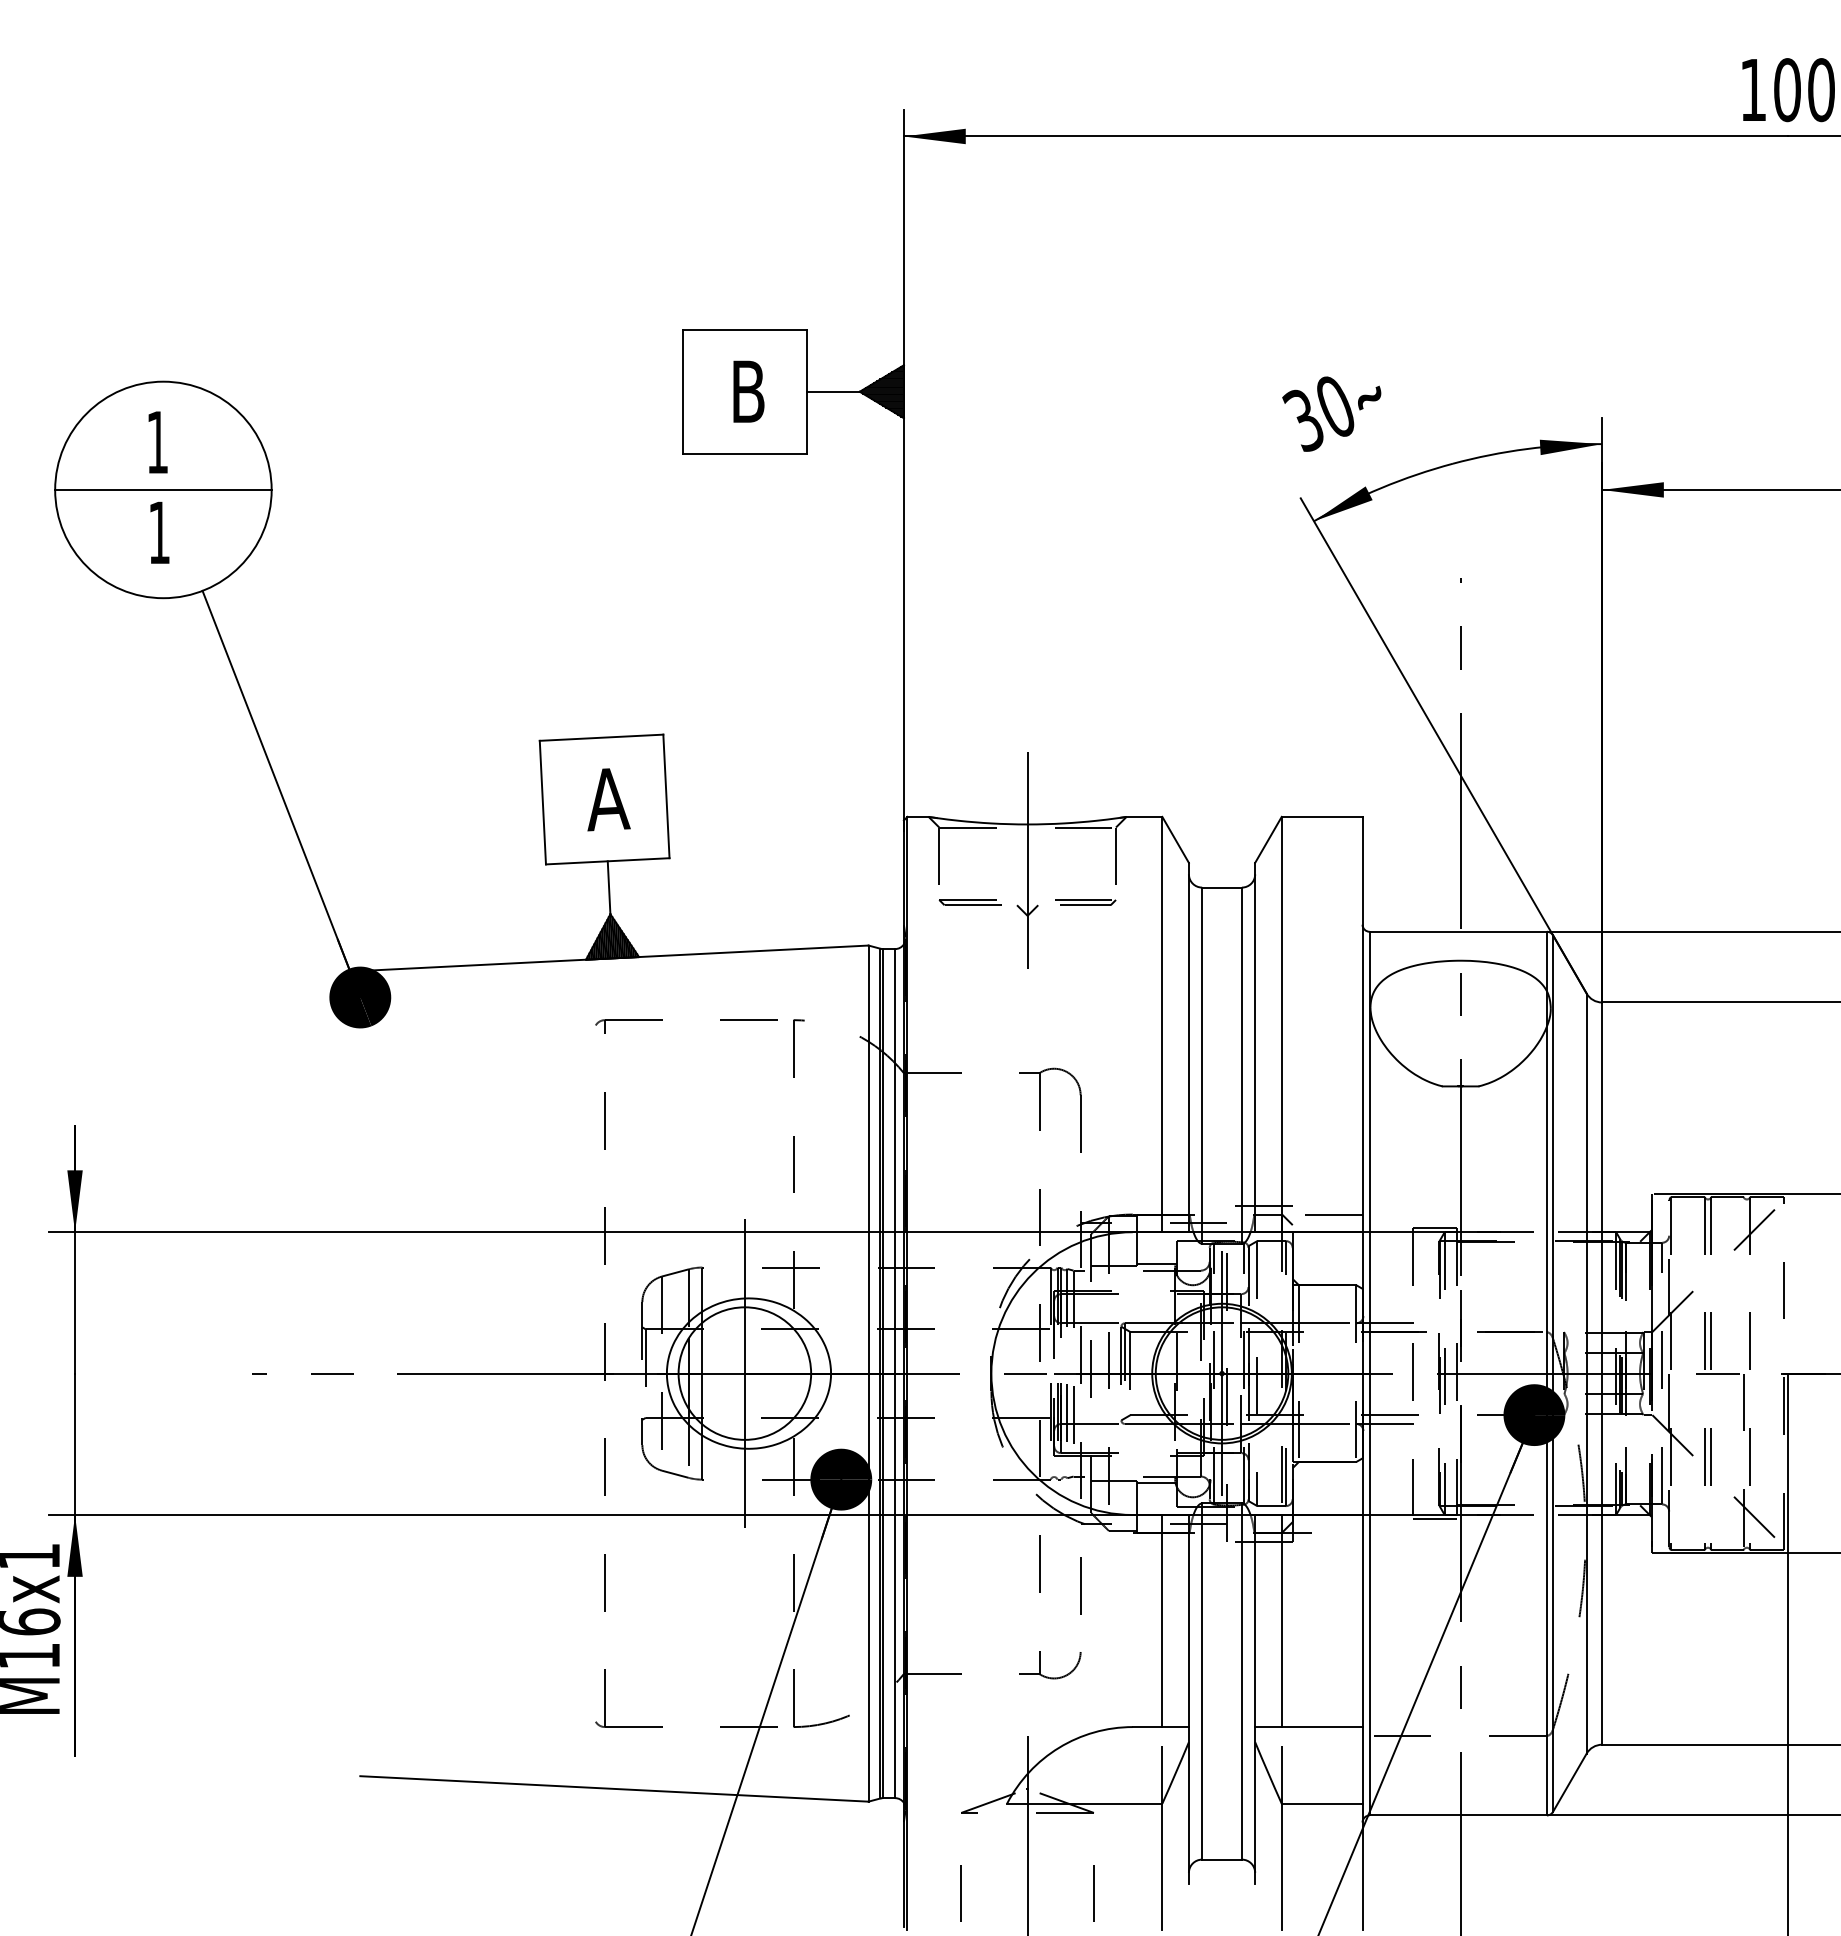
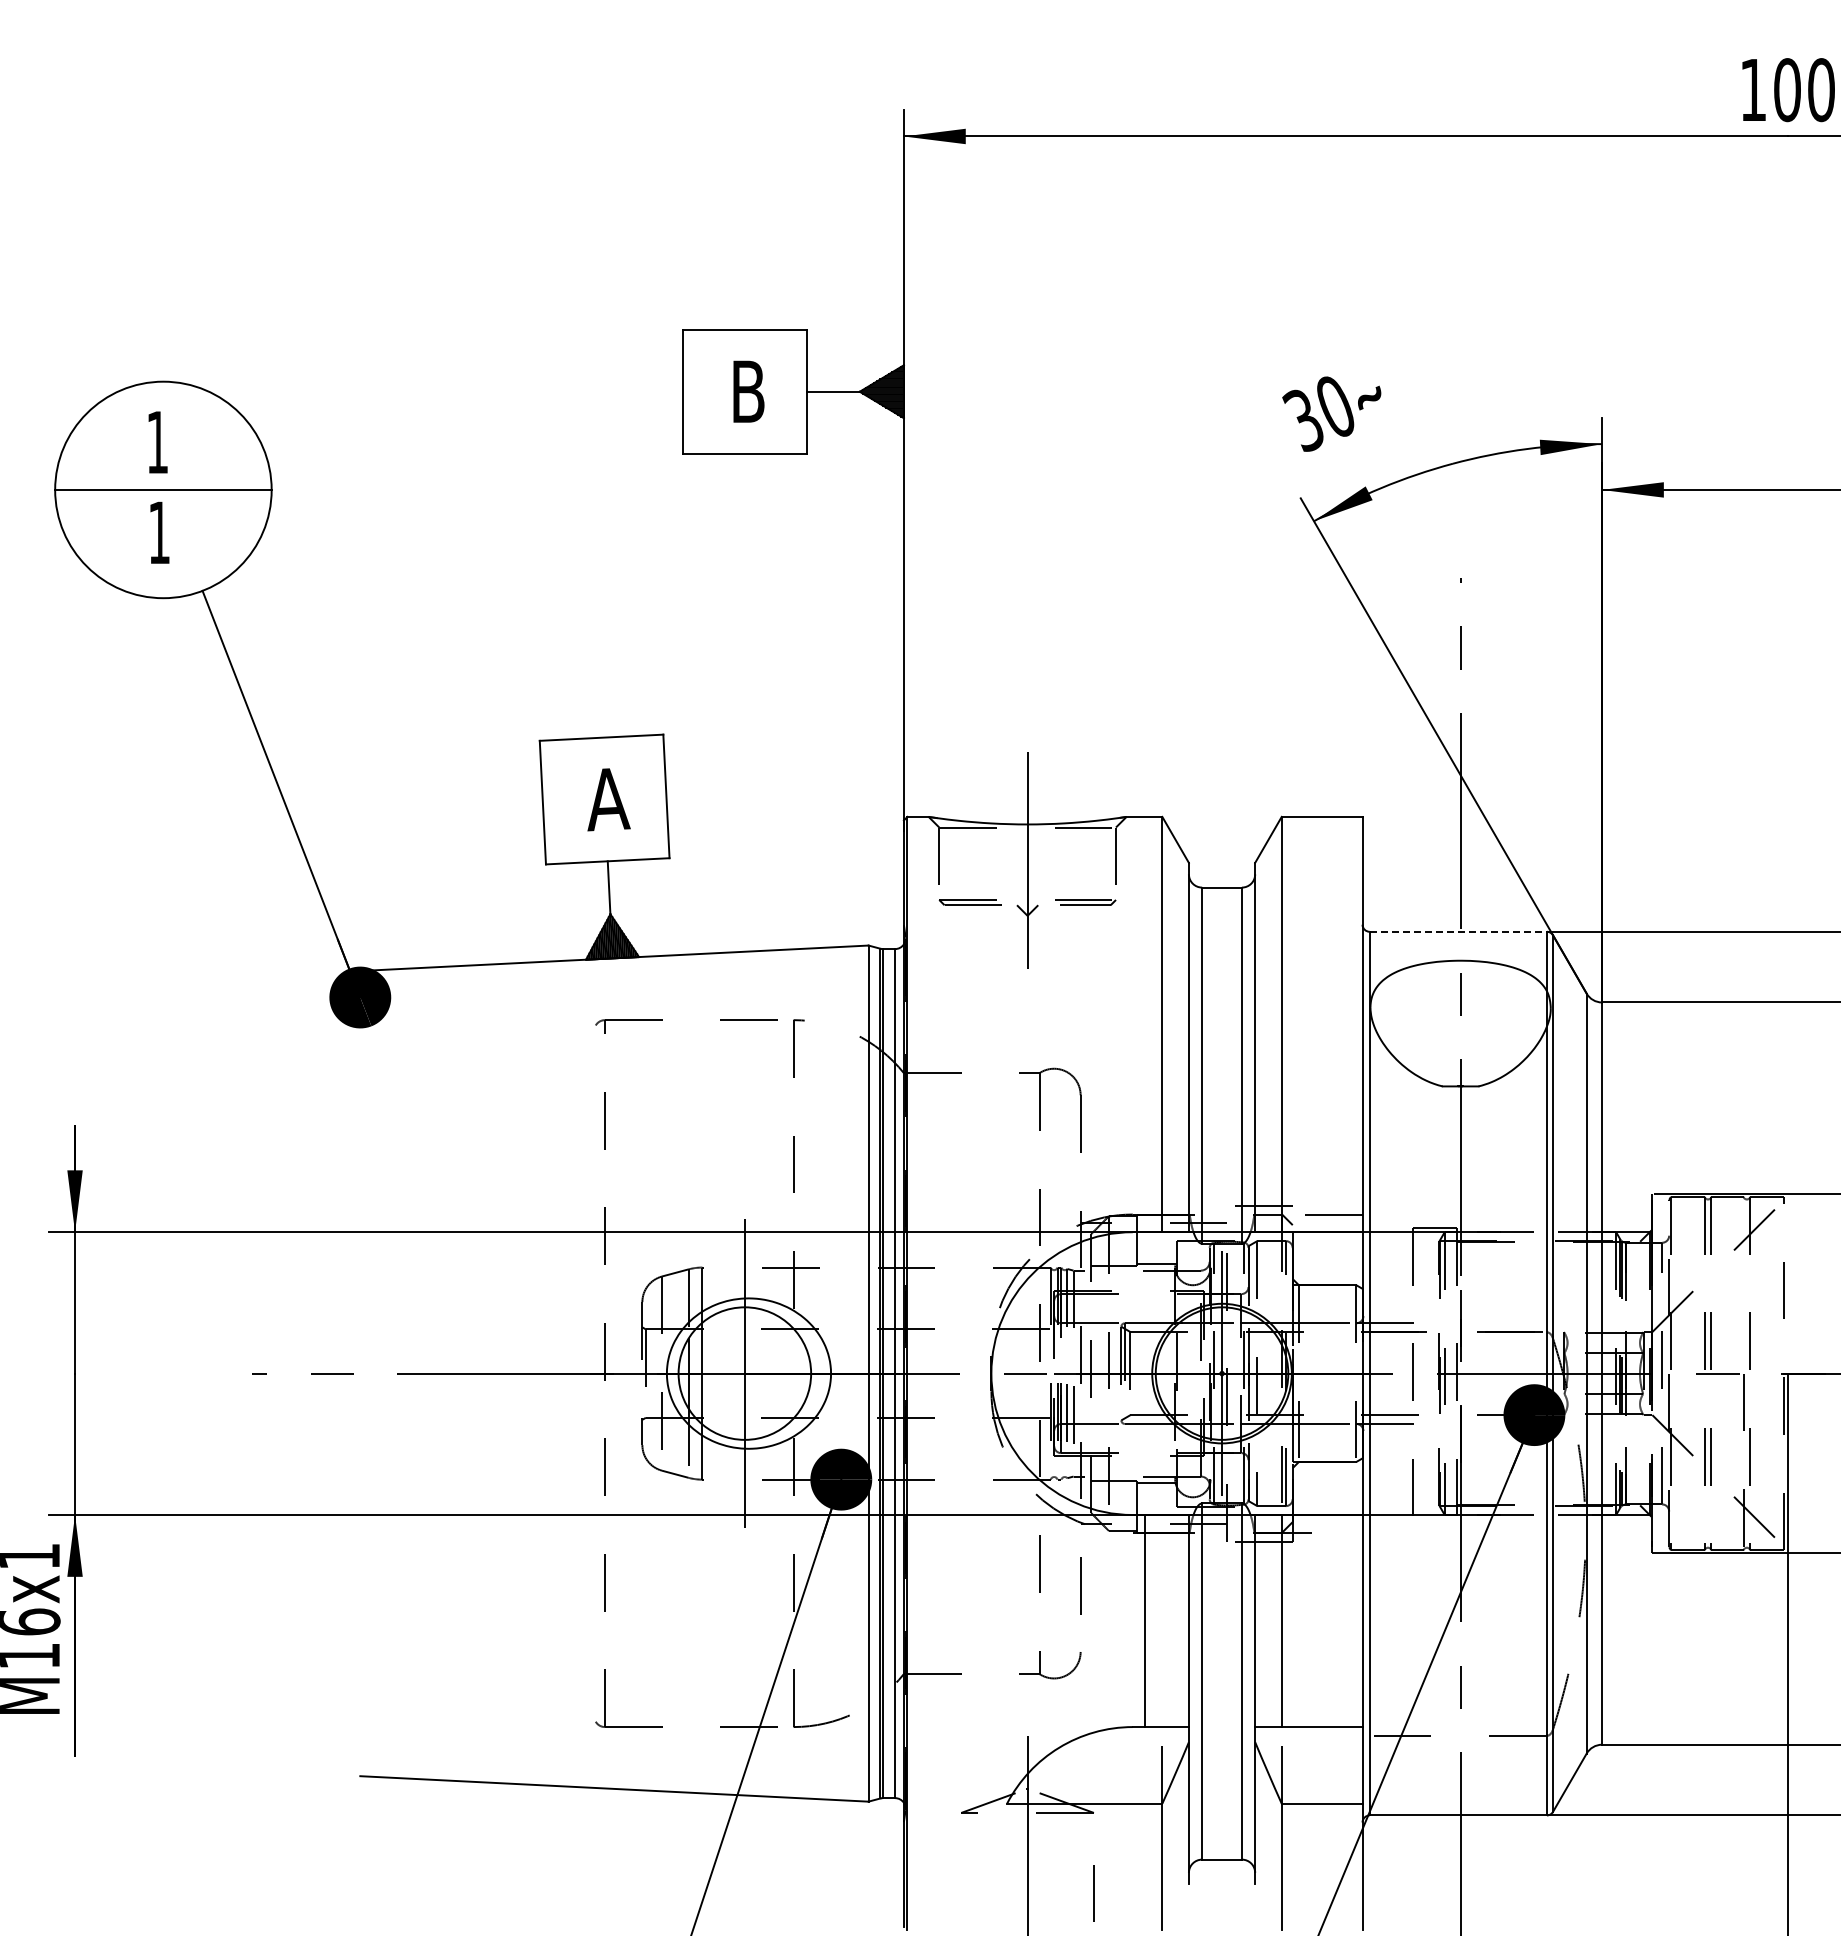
line: solid -> dashed (1458, 931)
line: present -> none (1434, 1519)
line position: (1162, 1620) -> (1145, 1620) (1145, 1620)
line: present -> none (960, 1893)
